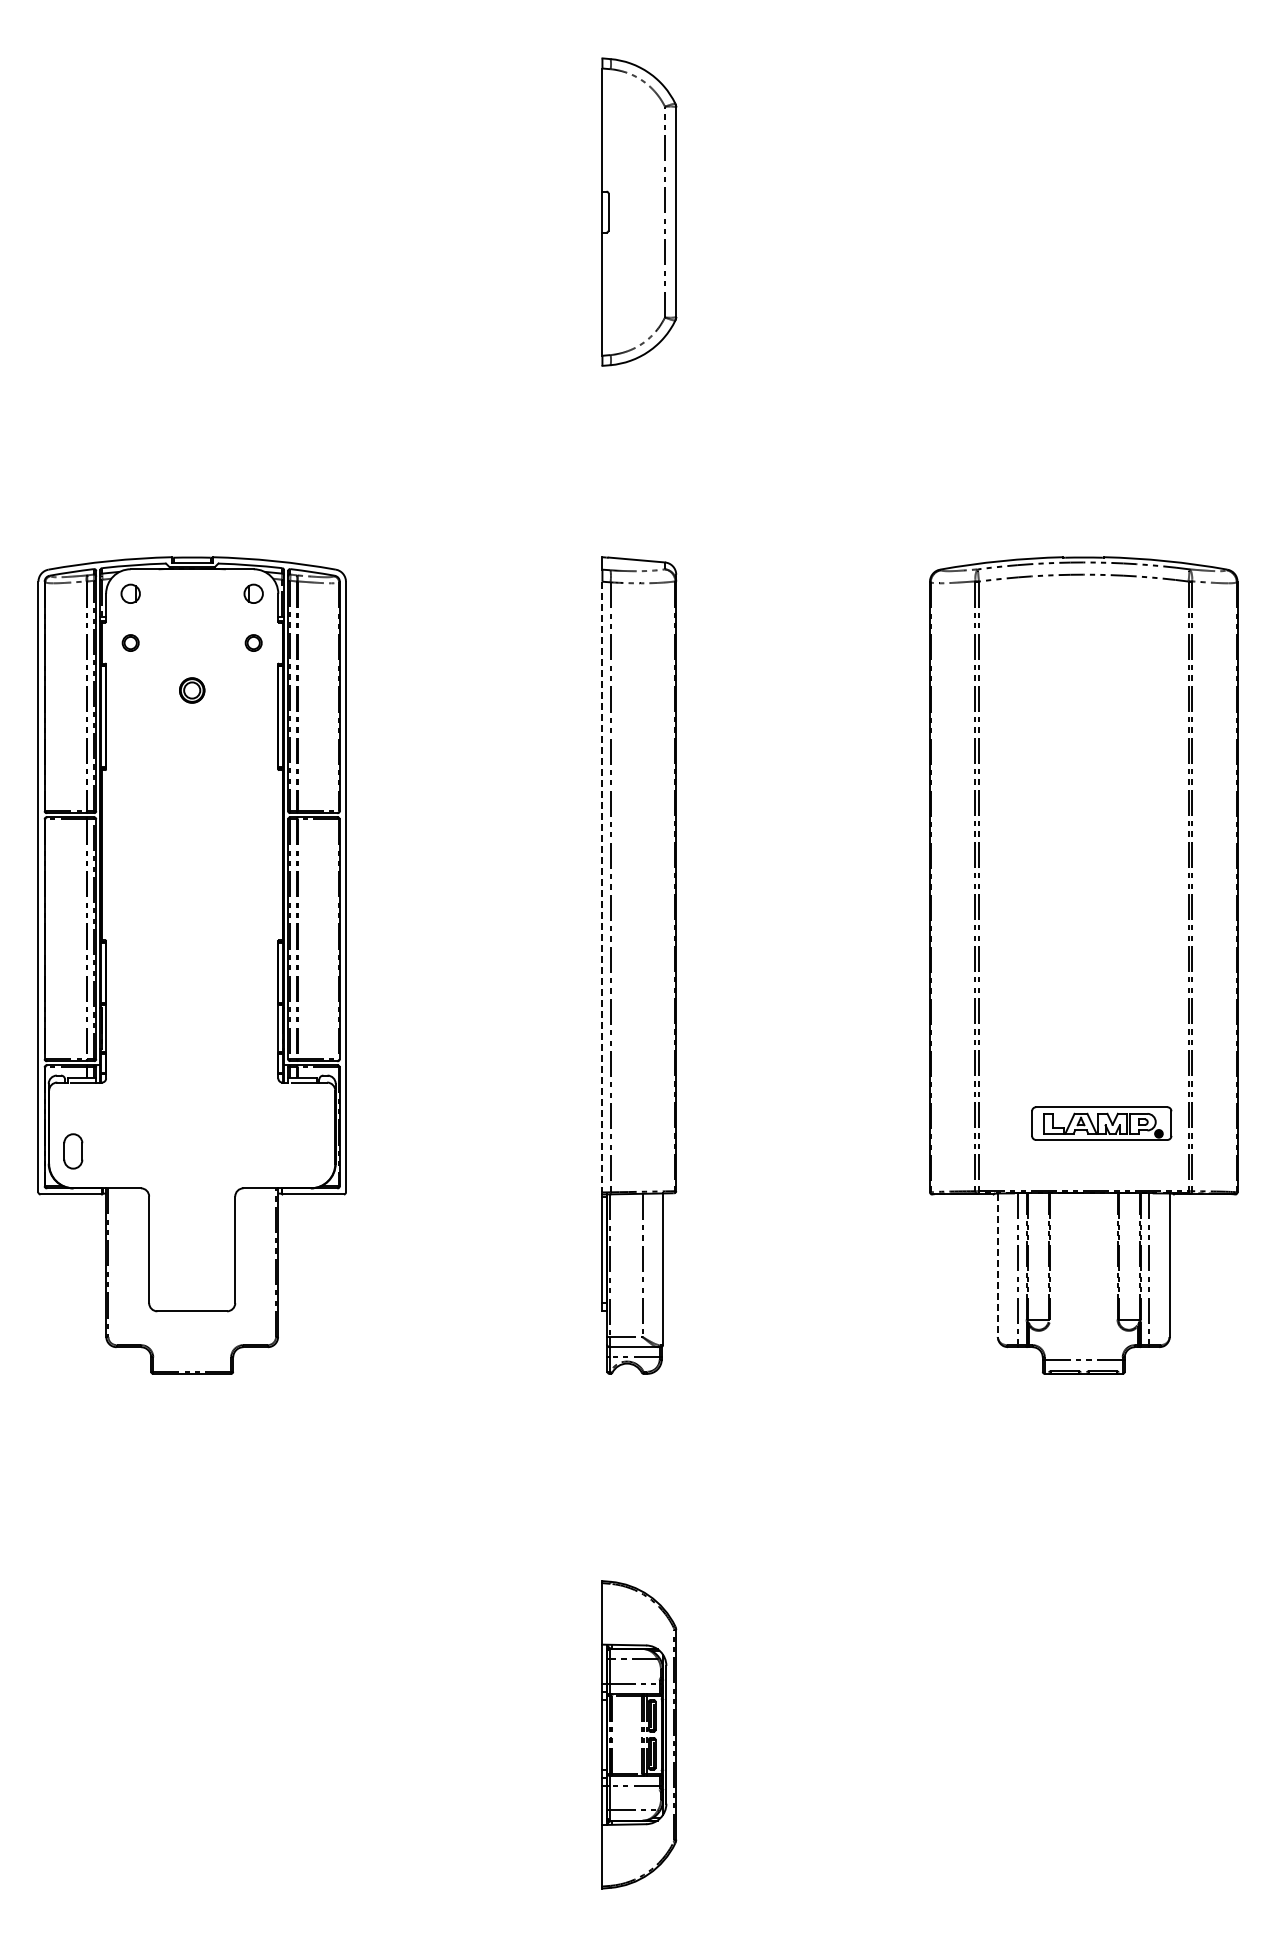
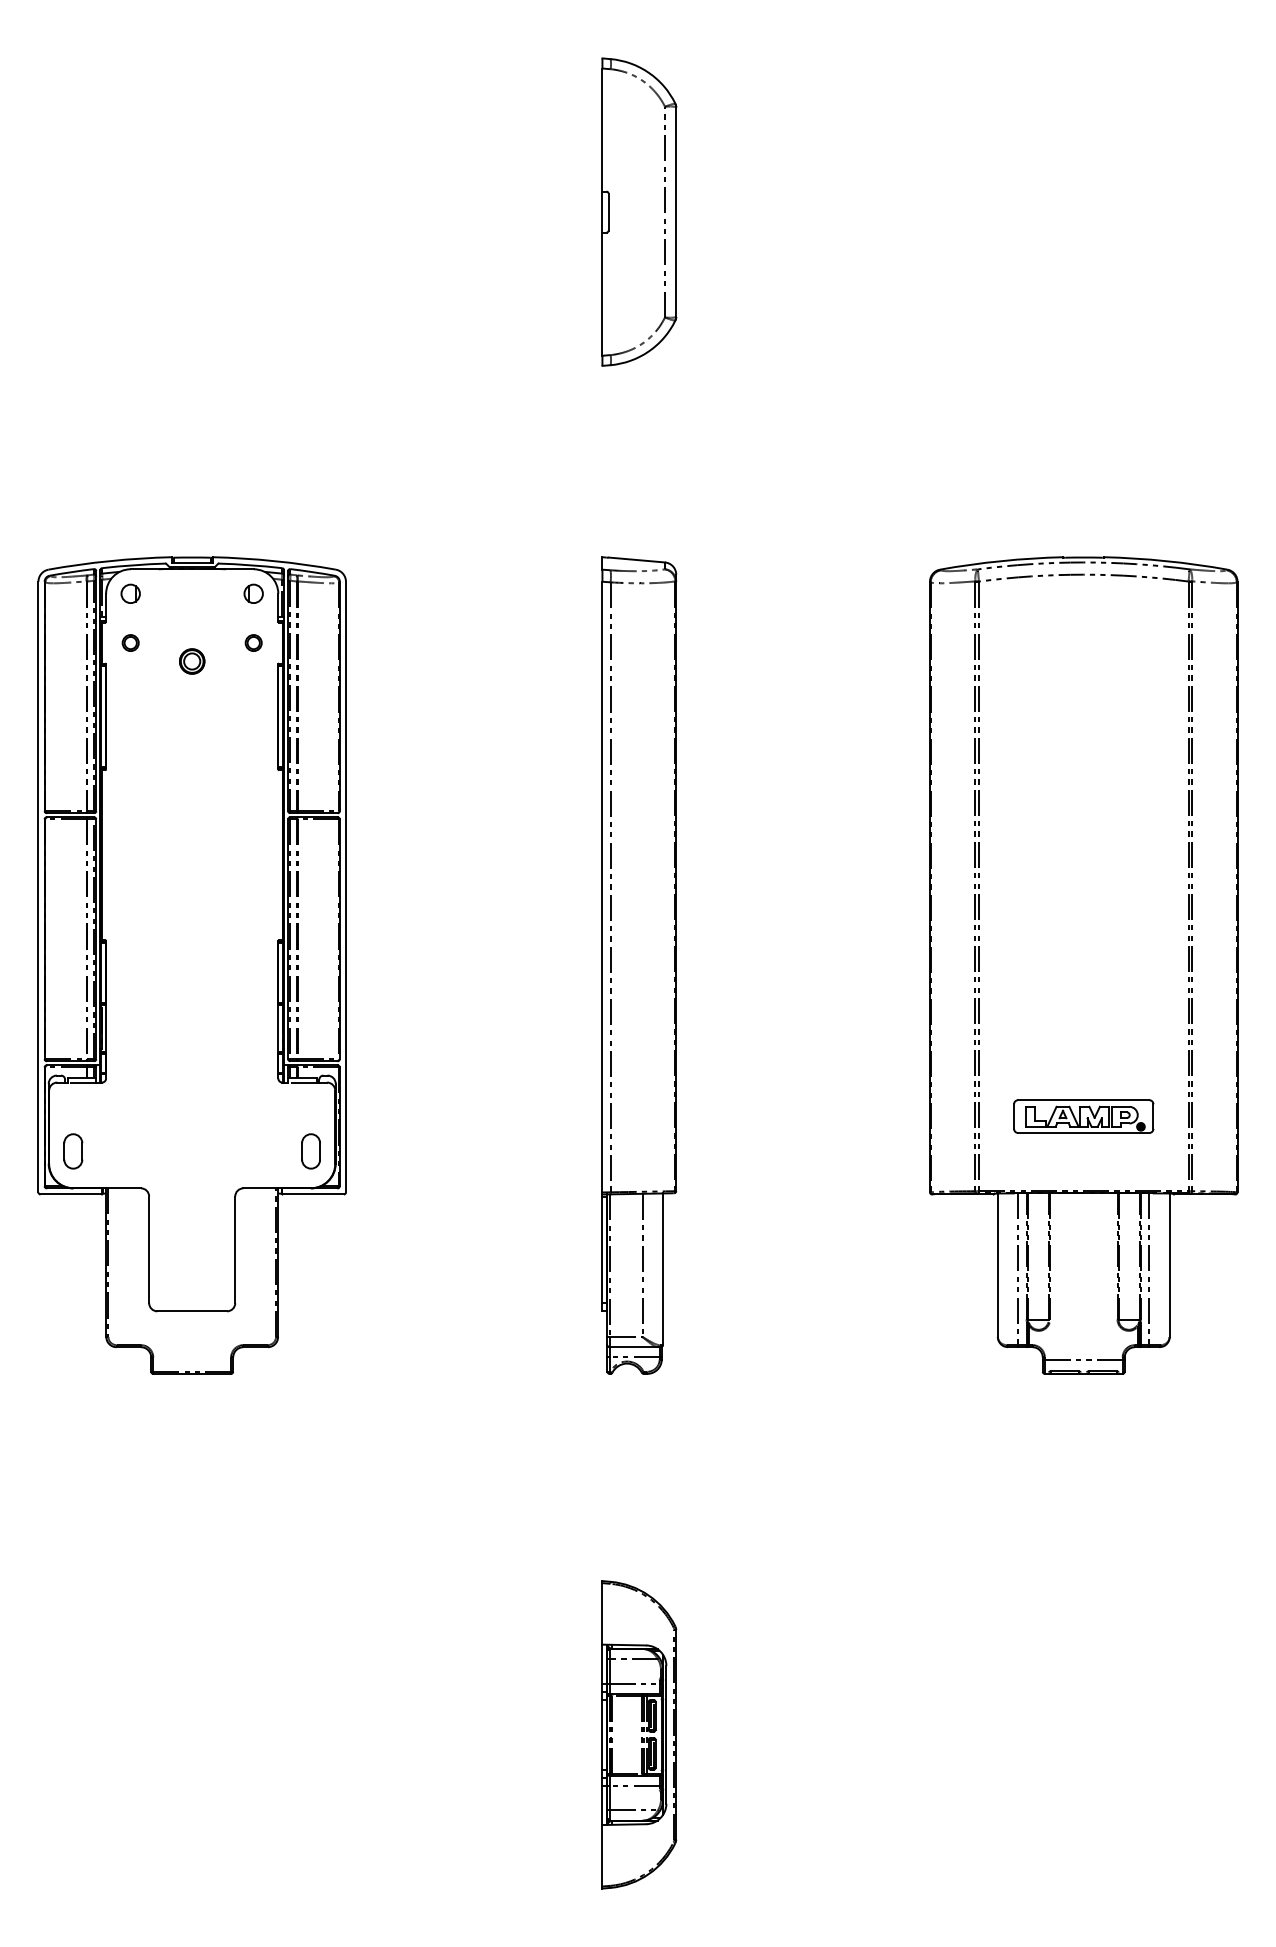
part position: (192, 690) -> (192, 661) (192, 661)
line: dashed -> solid (602, 887)
part position: (1101, 1123) -> (1083, 1116) (1083, 1116)
part: none -> present (310, 1151)
line: dashed -> solid (997, 1265)
